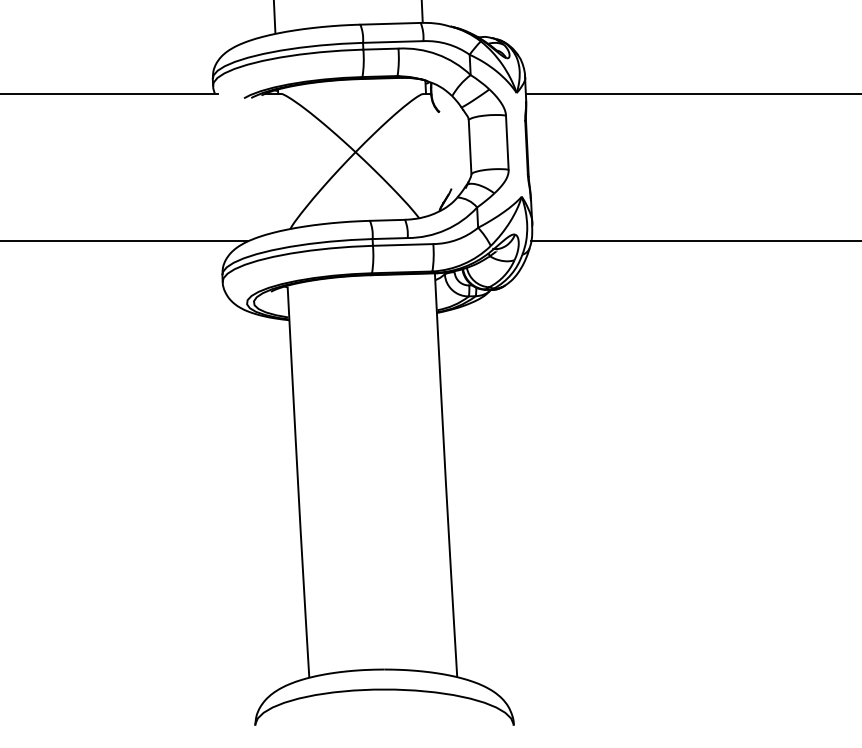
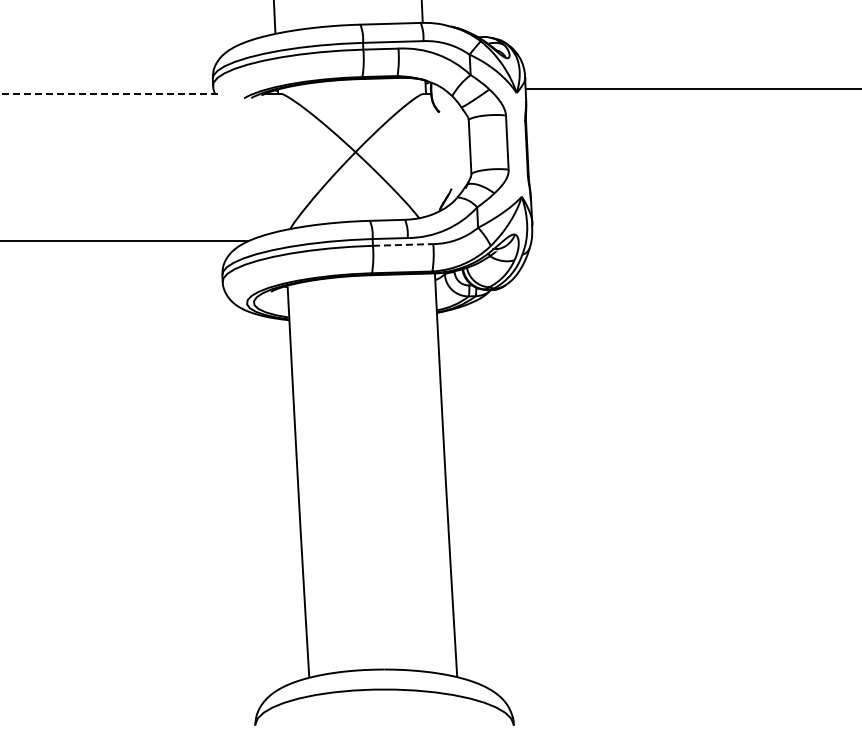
line: solid -> dashed (108, 93)
line position: (691, 93) -> (691, 88) (691, 88)
line: present -> none (694, 241)
line: solid -> dashed (403, 244)
